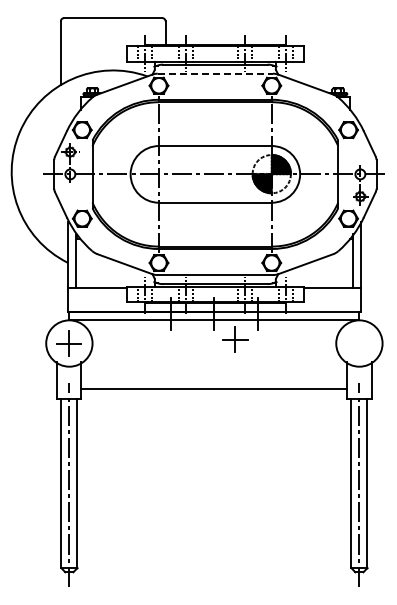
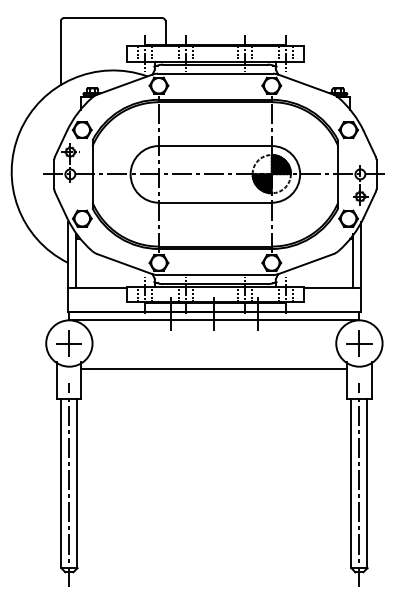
line: dashed -> solid (215, 73)
part position: (235, 339) -> (359, 343) (359, 343)
line position: (214, 388) -> (214, 368) (214, 368)
